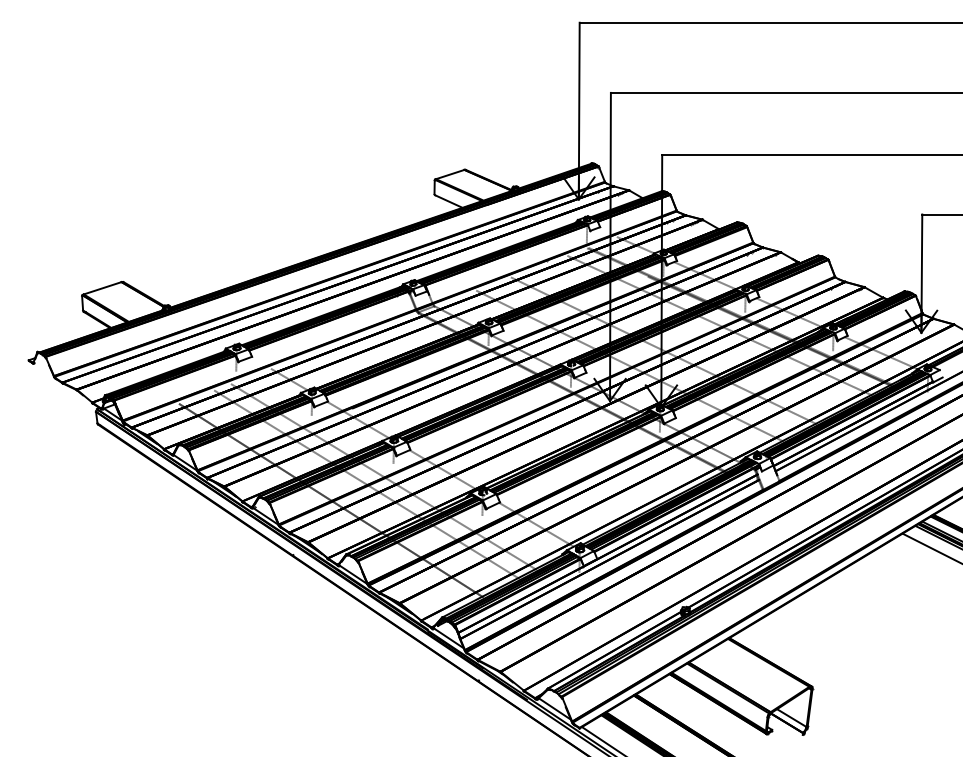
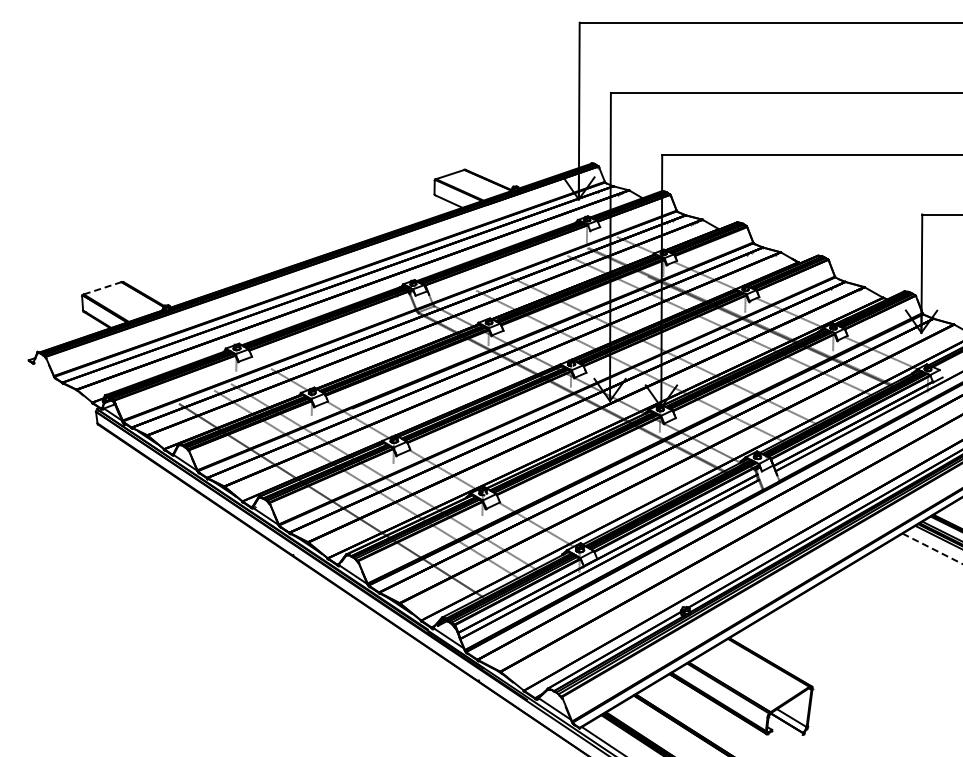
line: solid -> dashed (102, 288)
line: solid -> dashed (932, 548)
